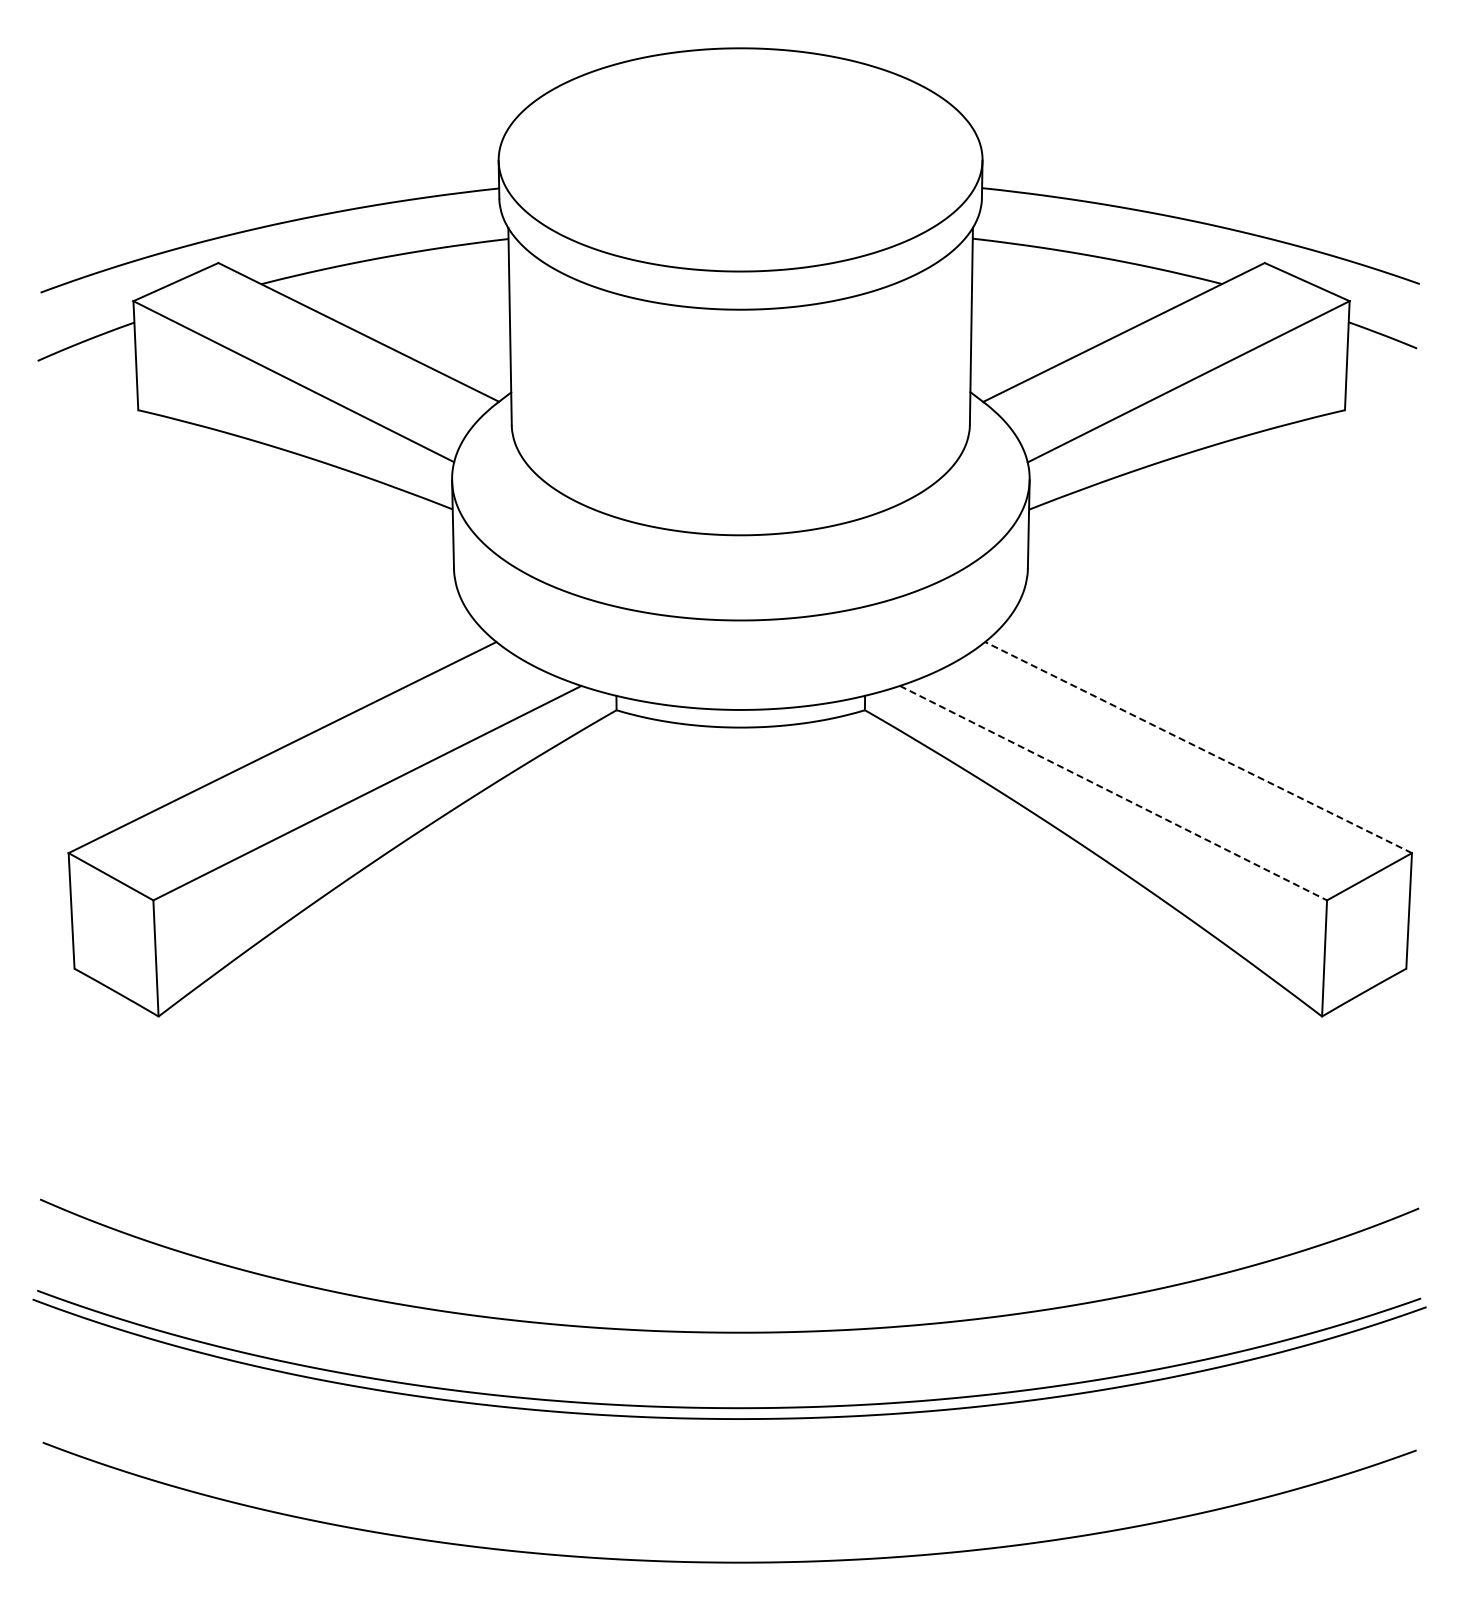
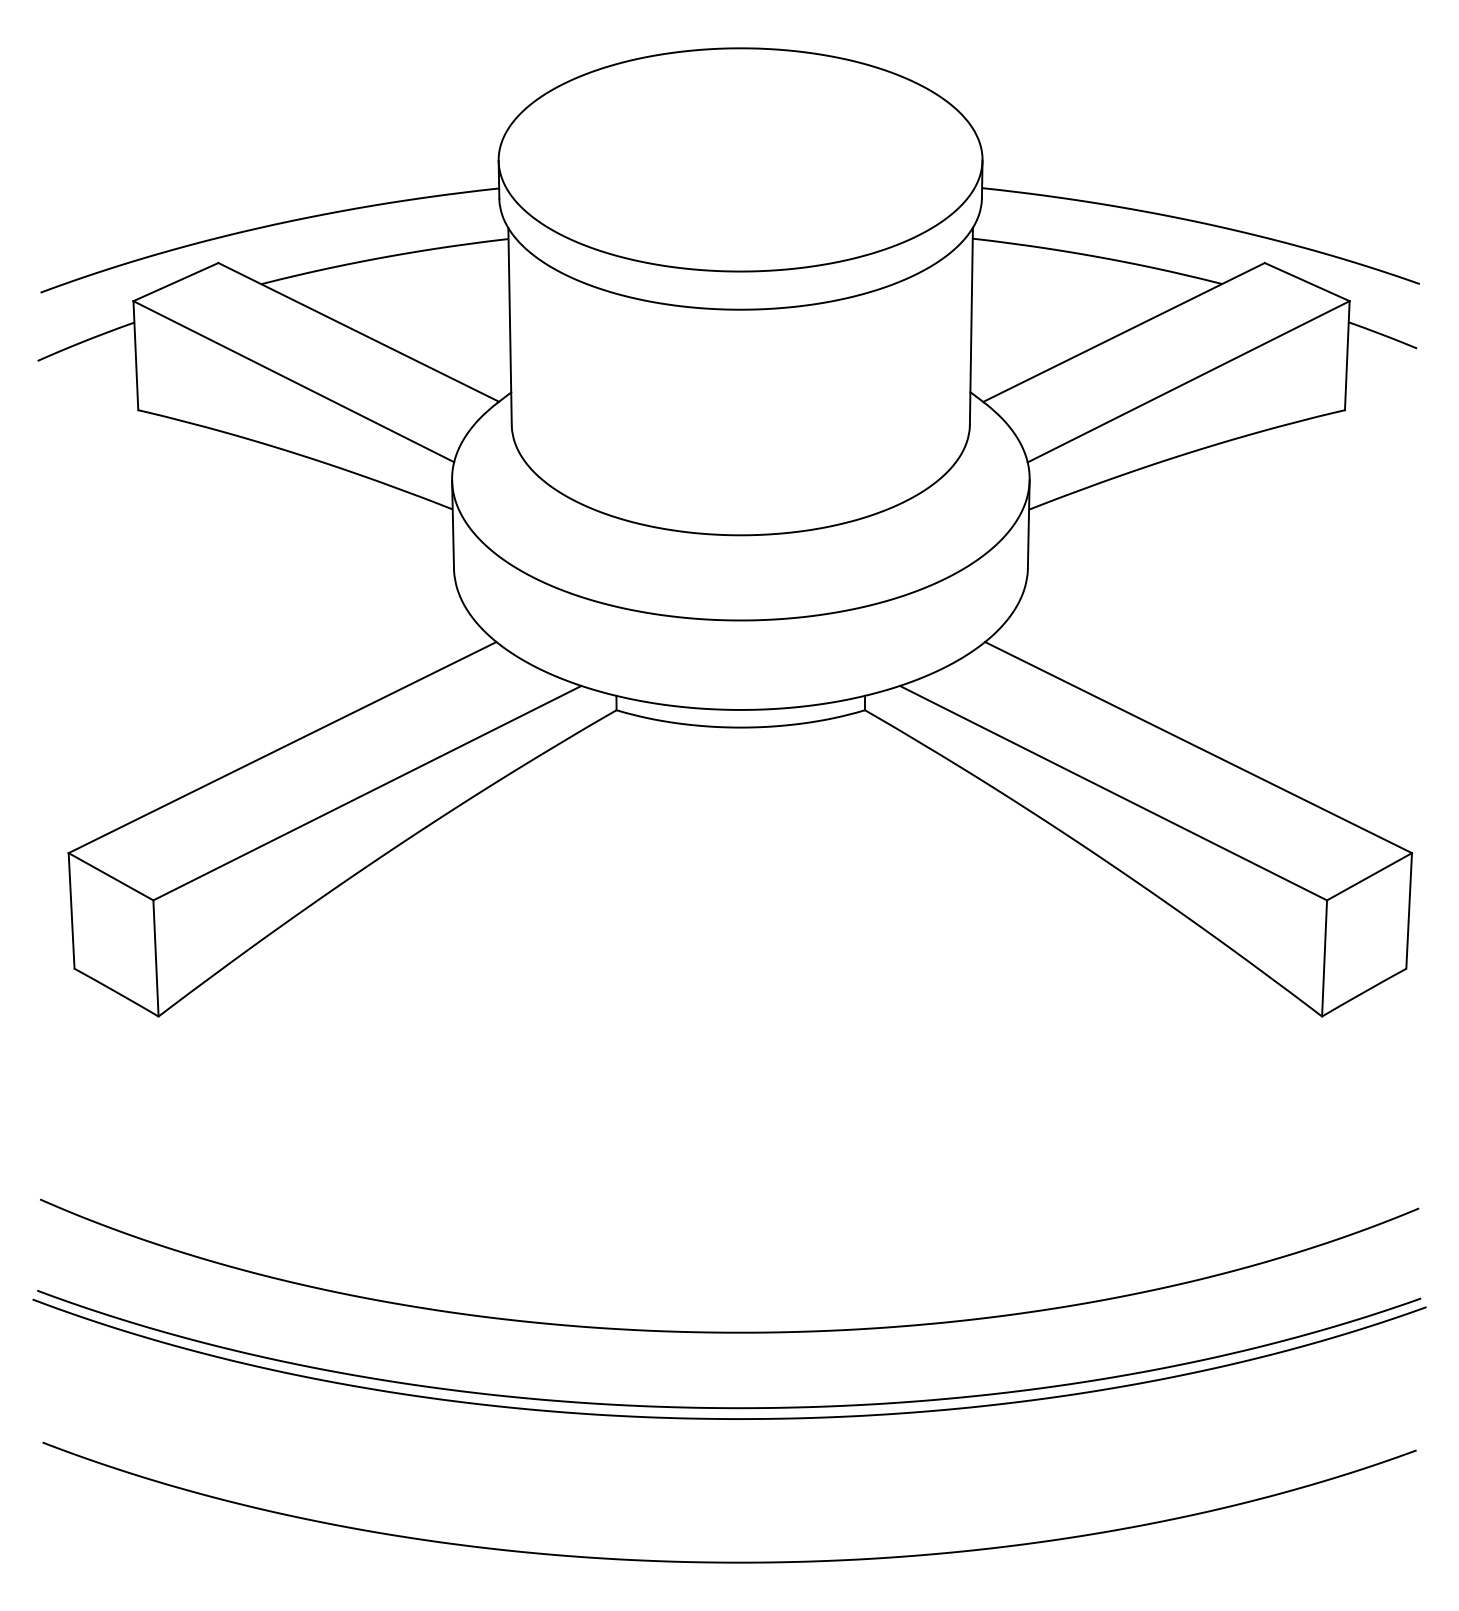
line: dashed -> solid (1198, 747)
line: dashed -> solid (1113, 793)
